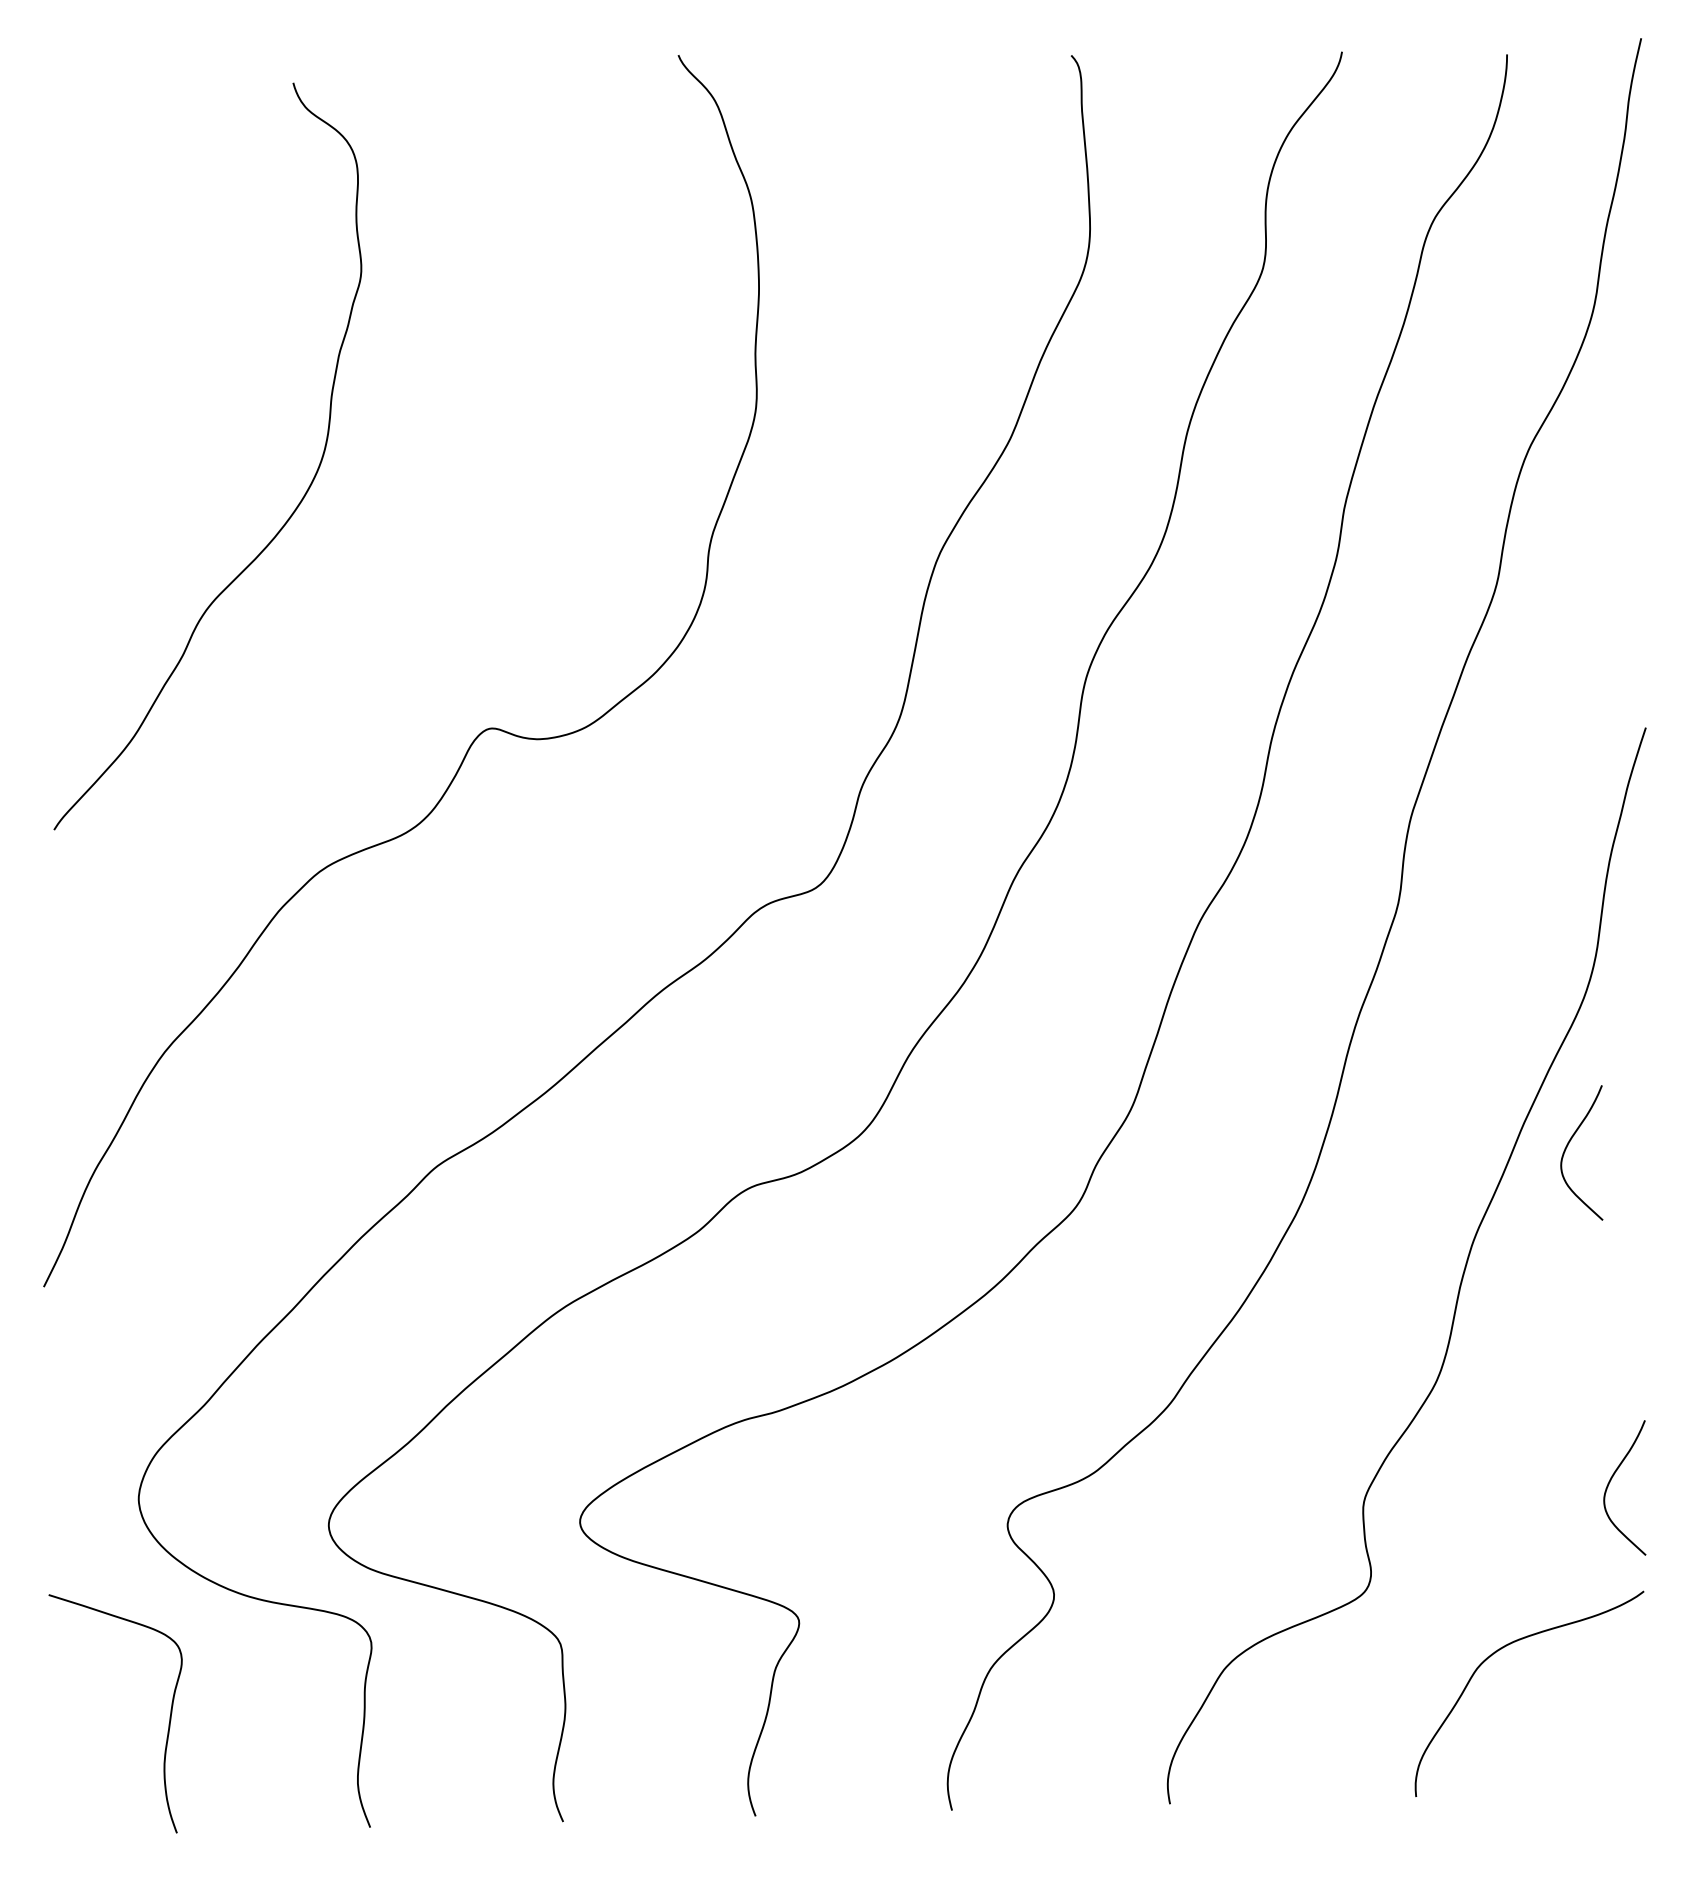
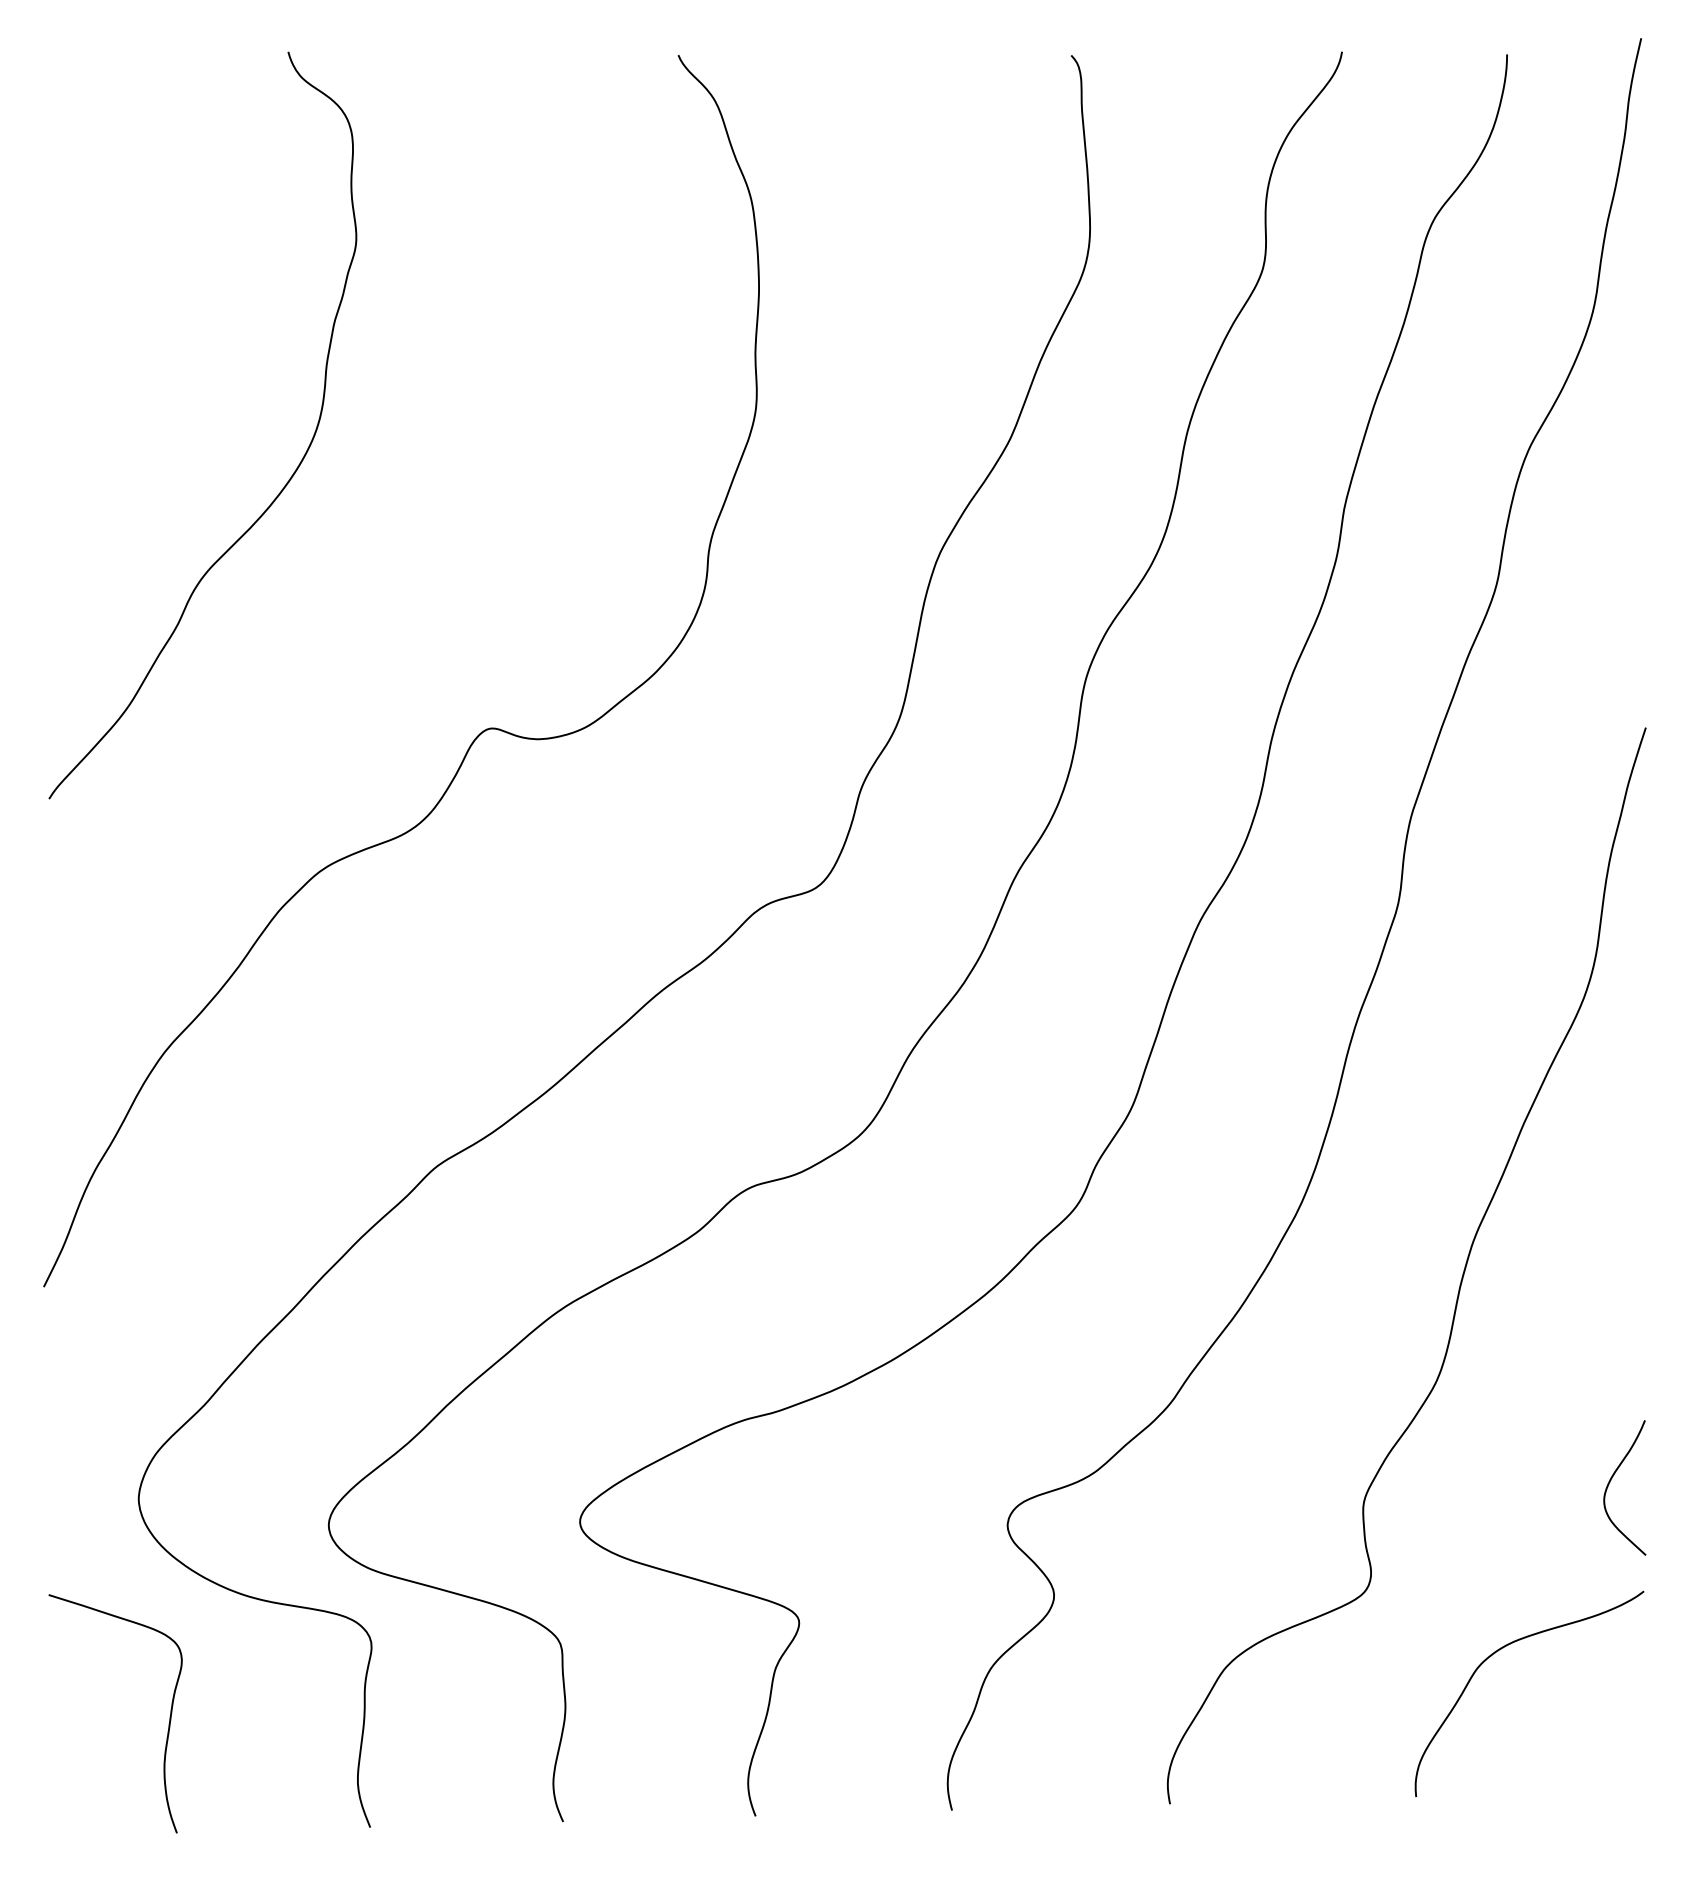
curve position: (291, 513) -> (286, 482) (286, 482)
curve: present -> none (1568, 1145)
